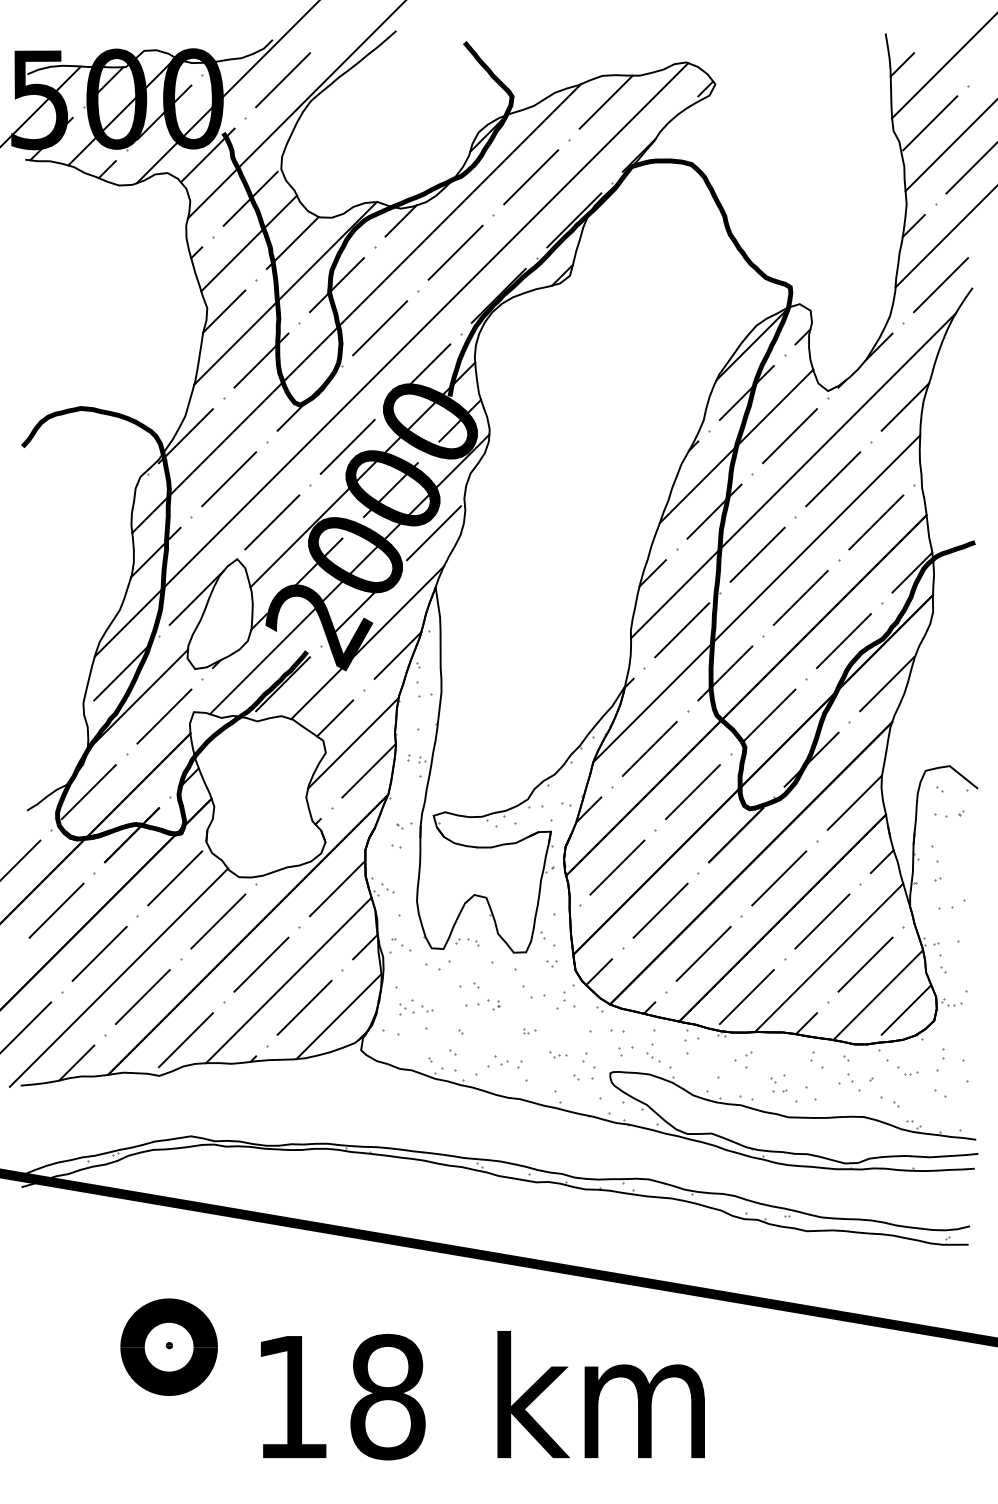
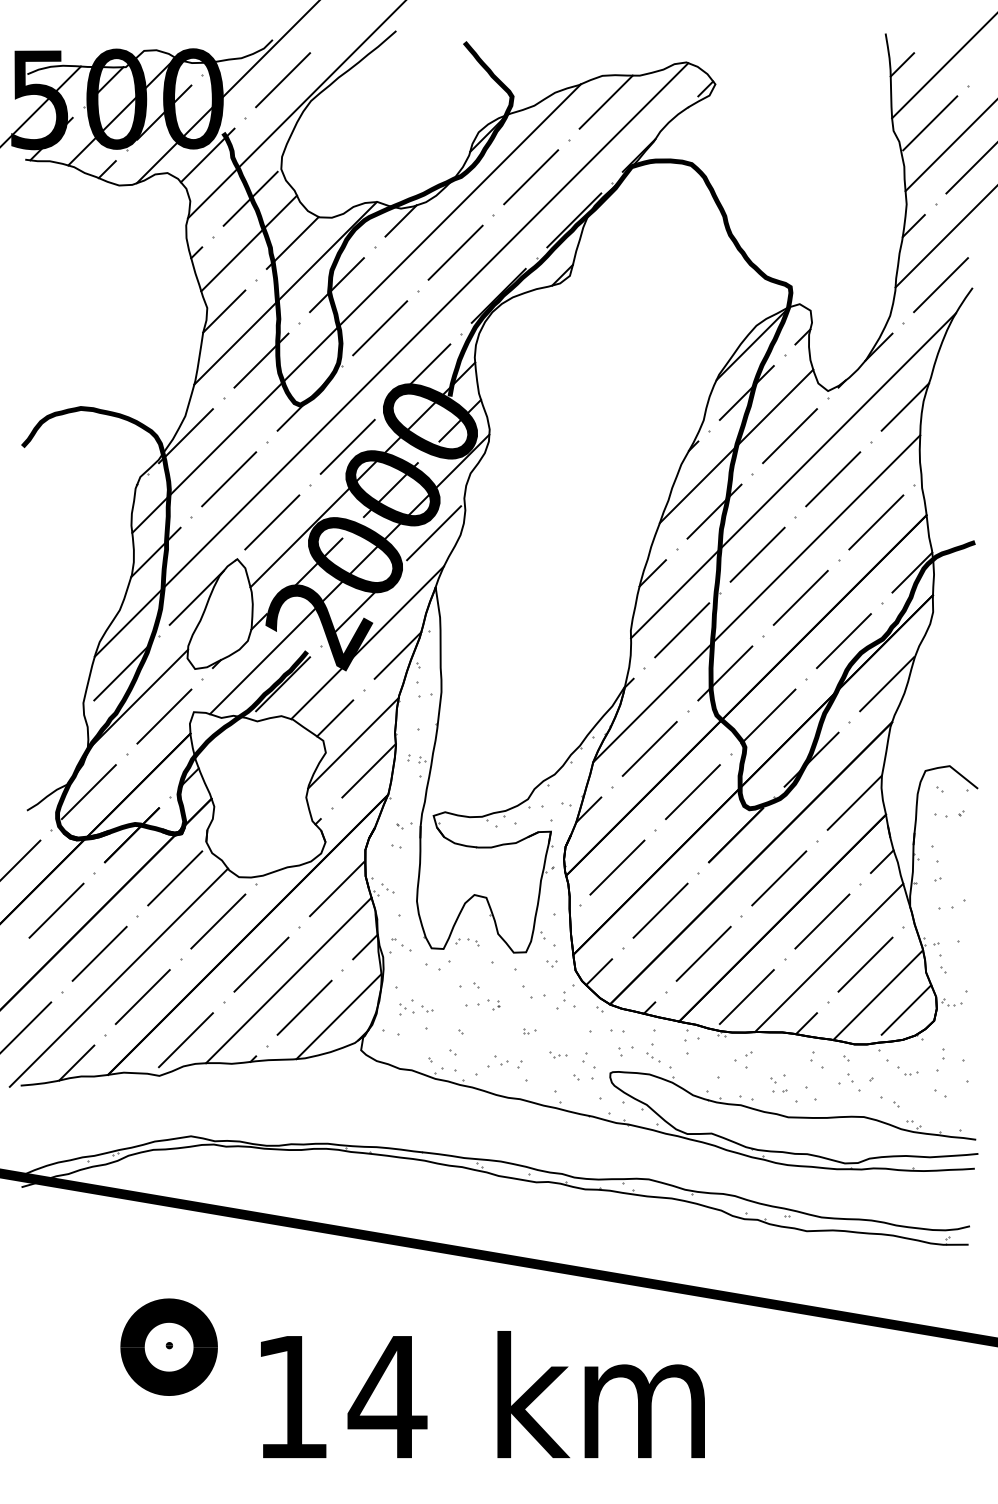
text: 18 -> 14 (387, 1396)
